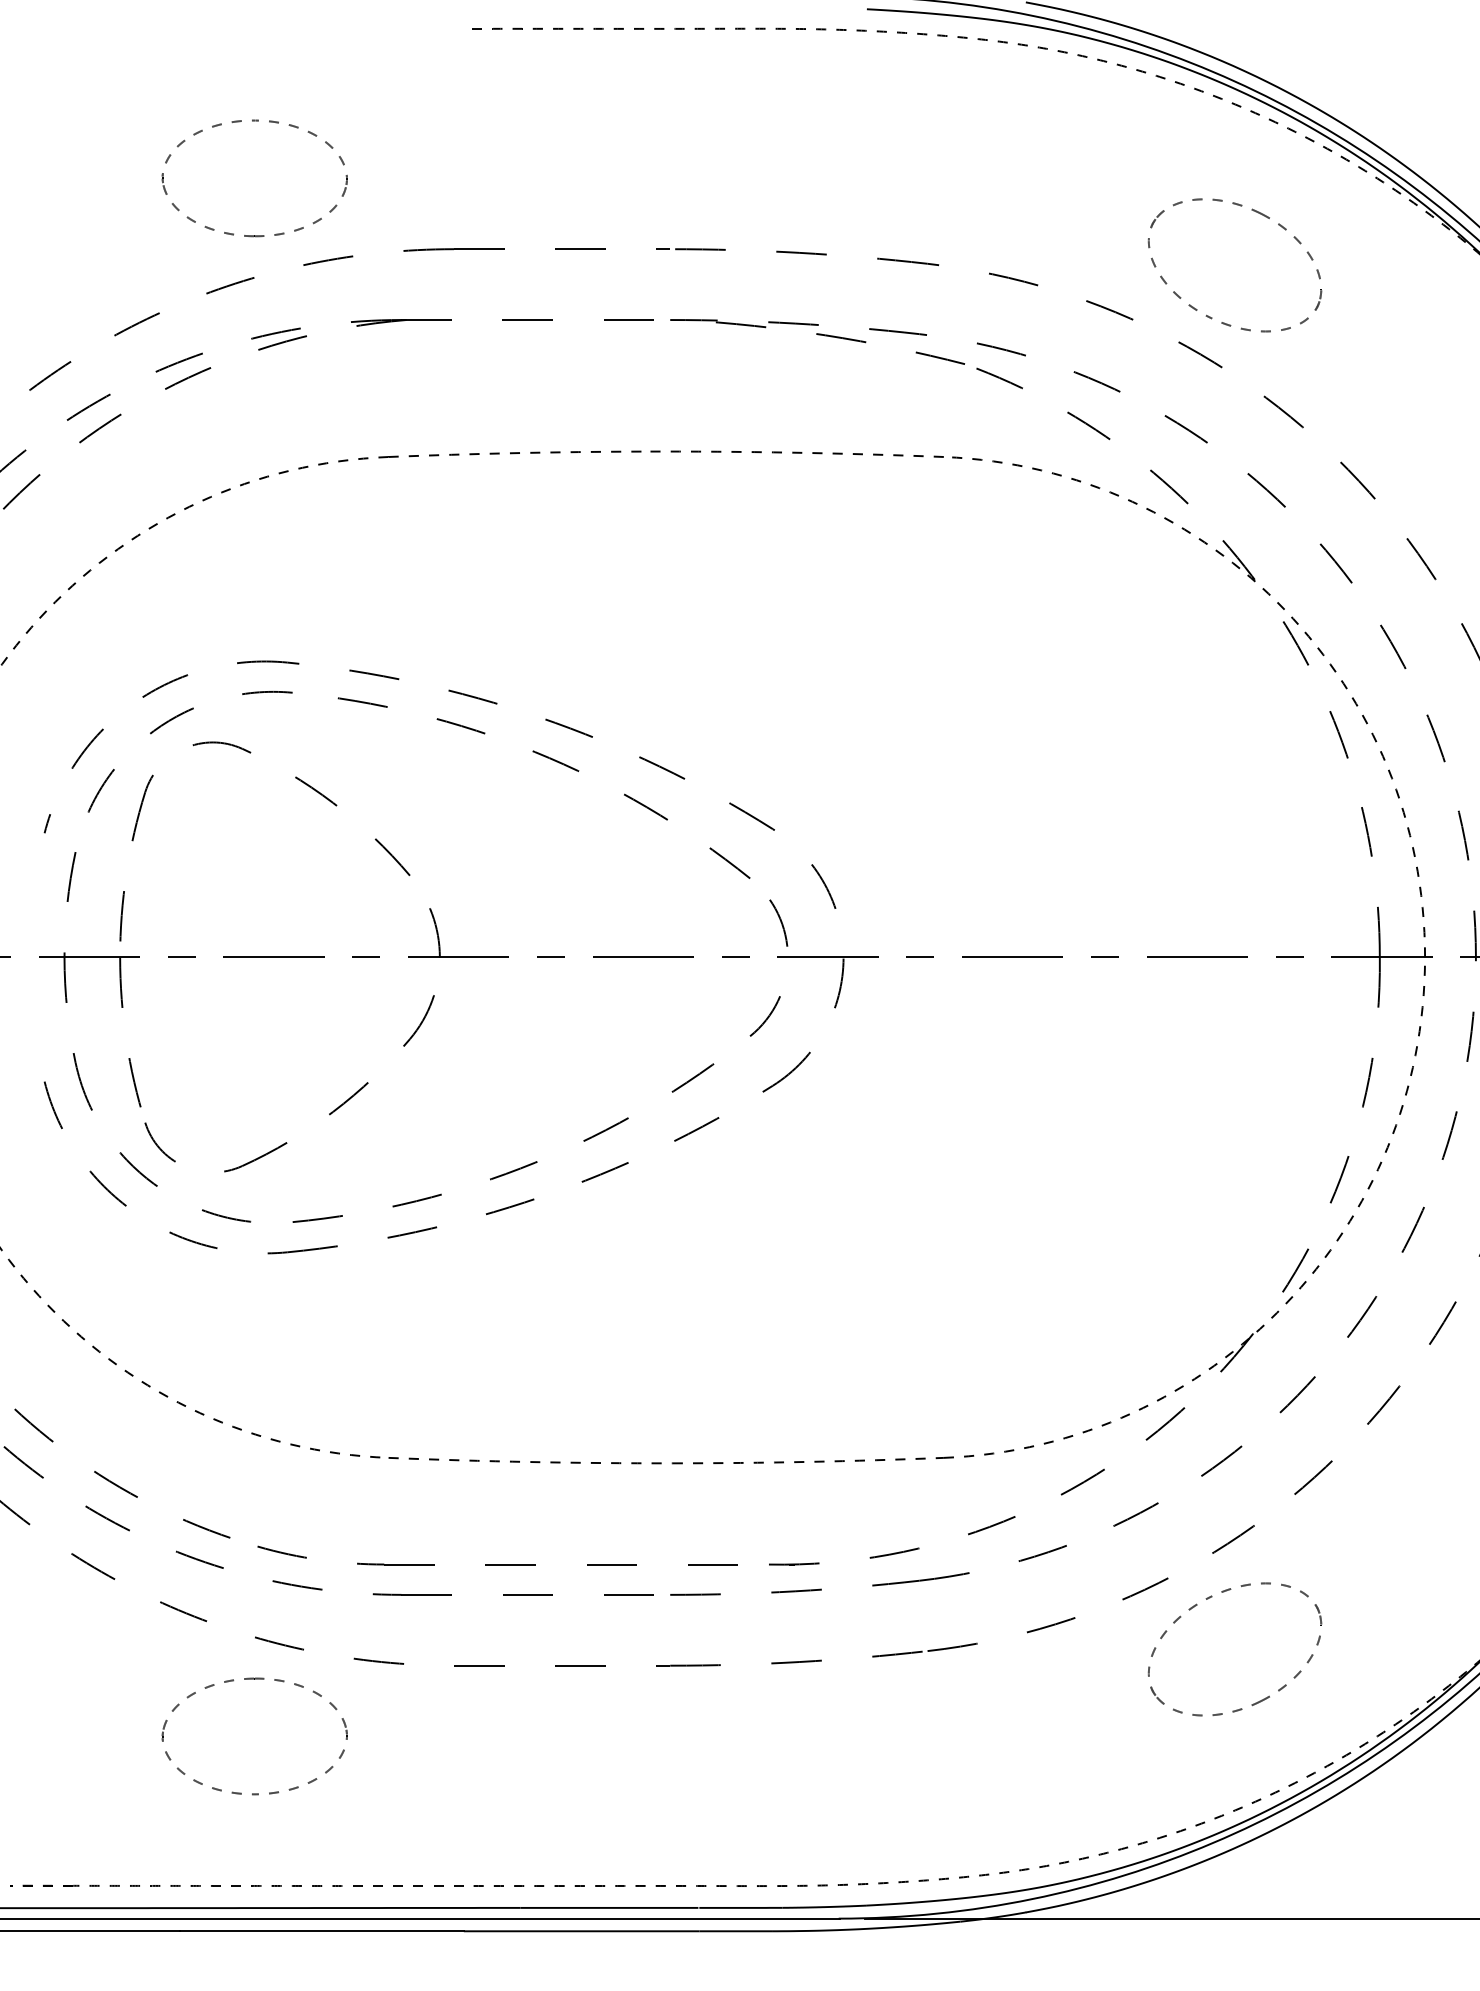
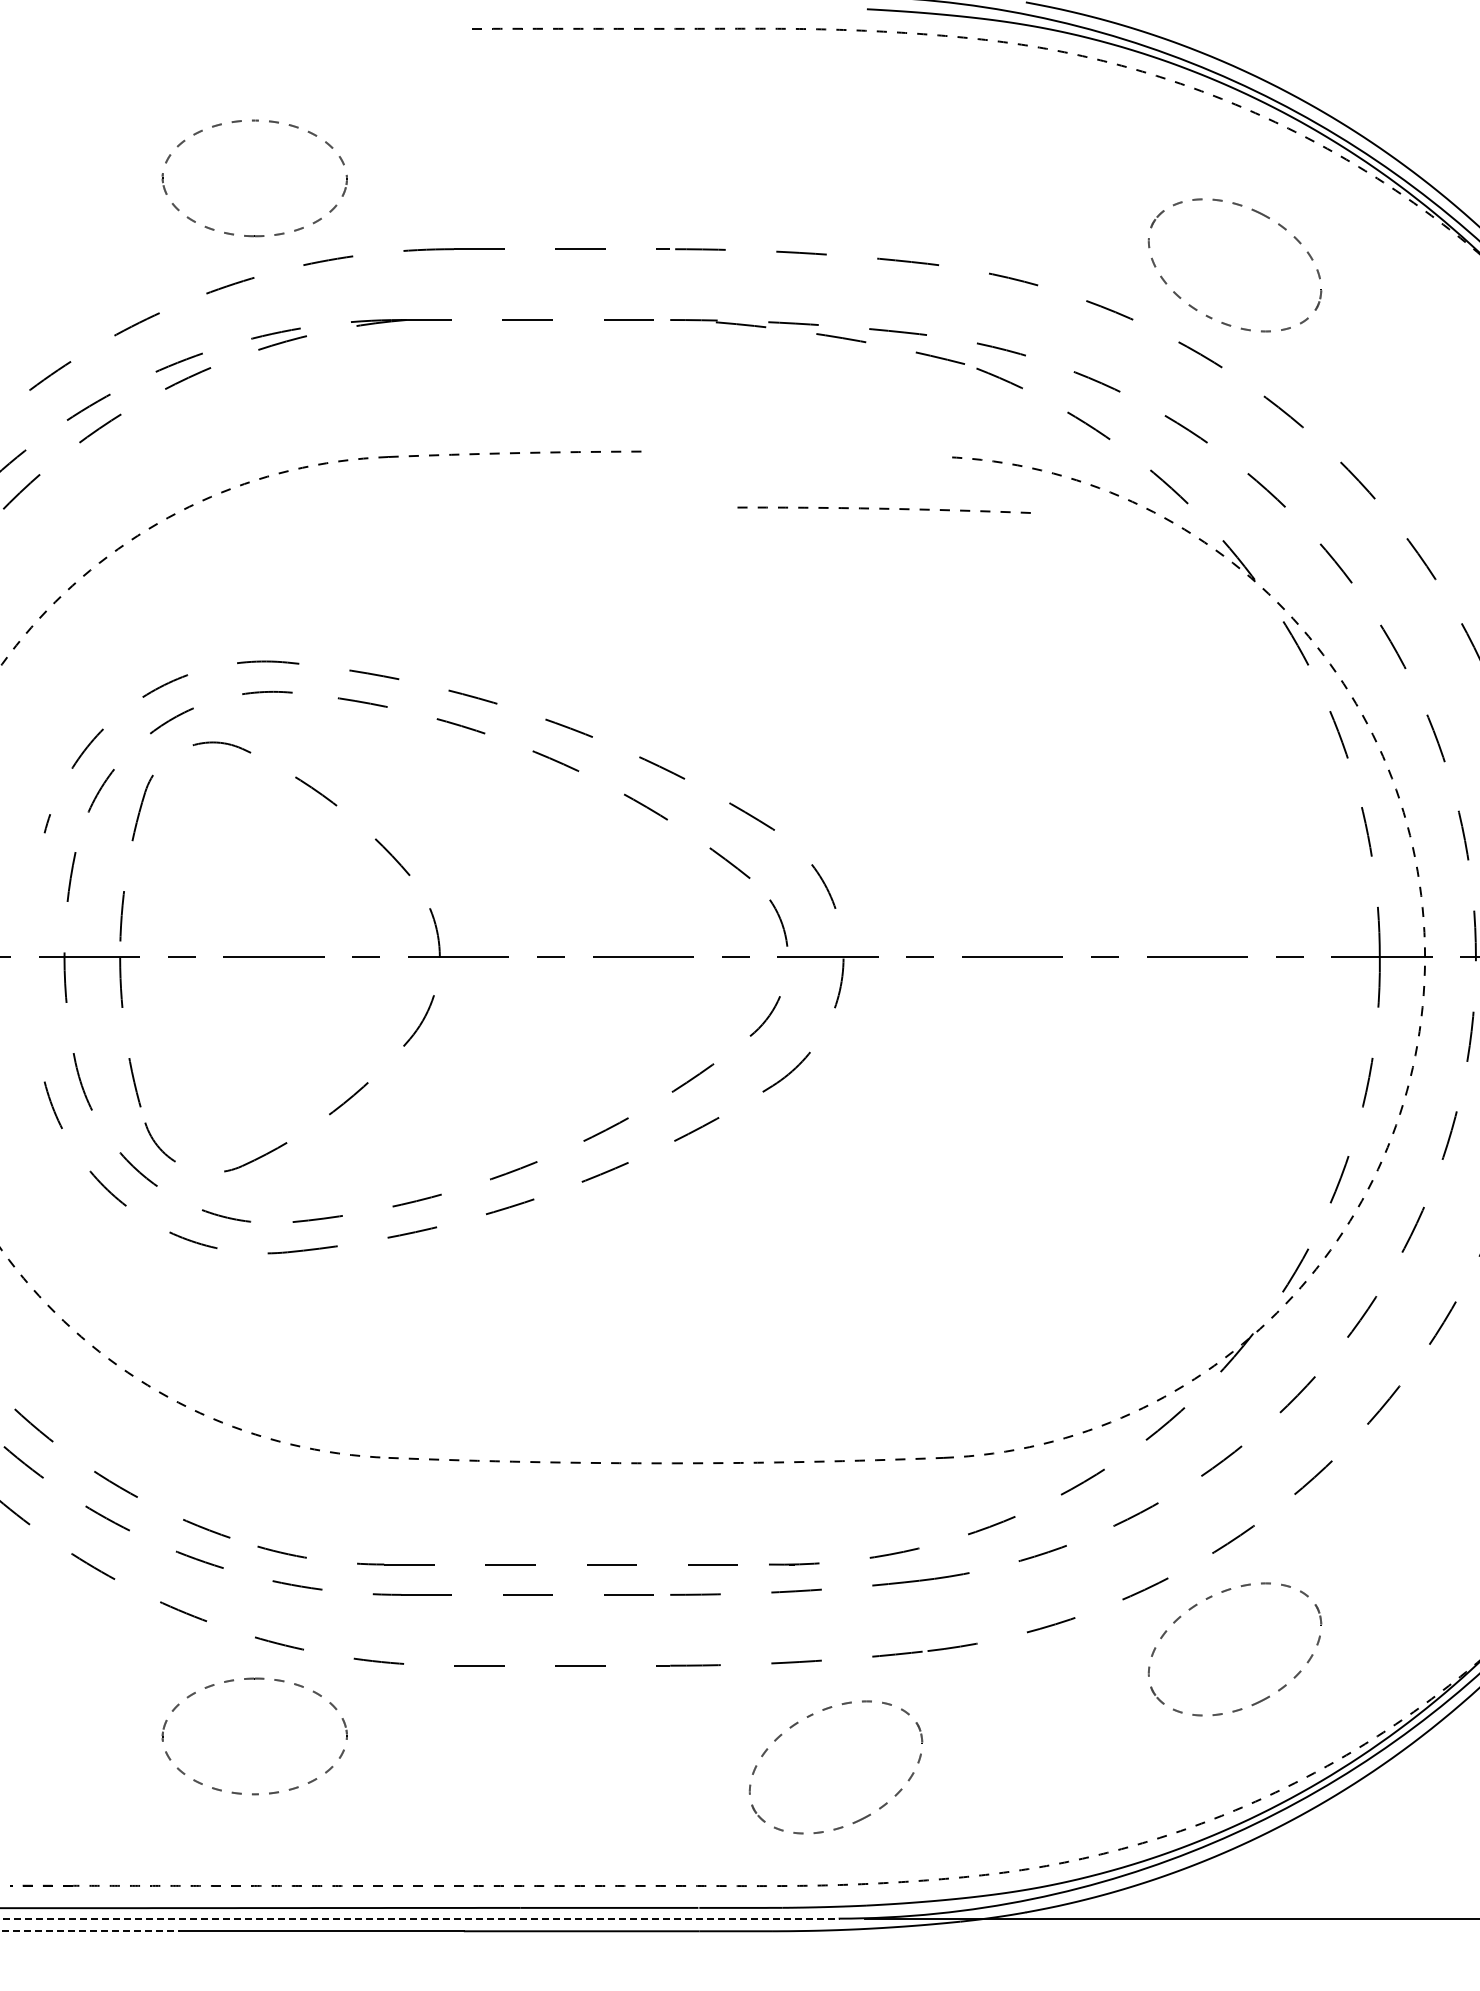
arc position: (796, 453) -> (883, 509) (883, 509)
part: none -> present (809, 1717)
line: solid -> dashed (420, 1918)
line: solid -> dashed (90, 1931)
